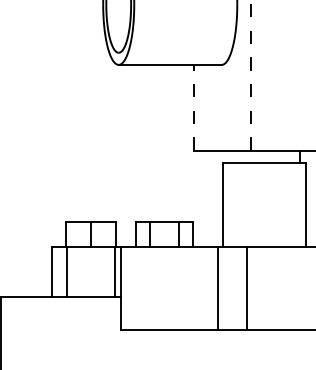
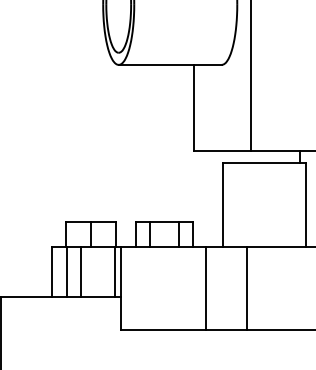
line: dashed -> solid (250, 75)
line: dashed -> solid (194, 107)
line: none -> present (80, 271)
line position: (218, 287) -> (206, 287) (206, 287)
